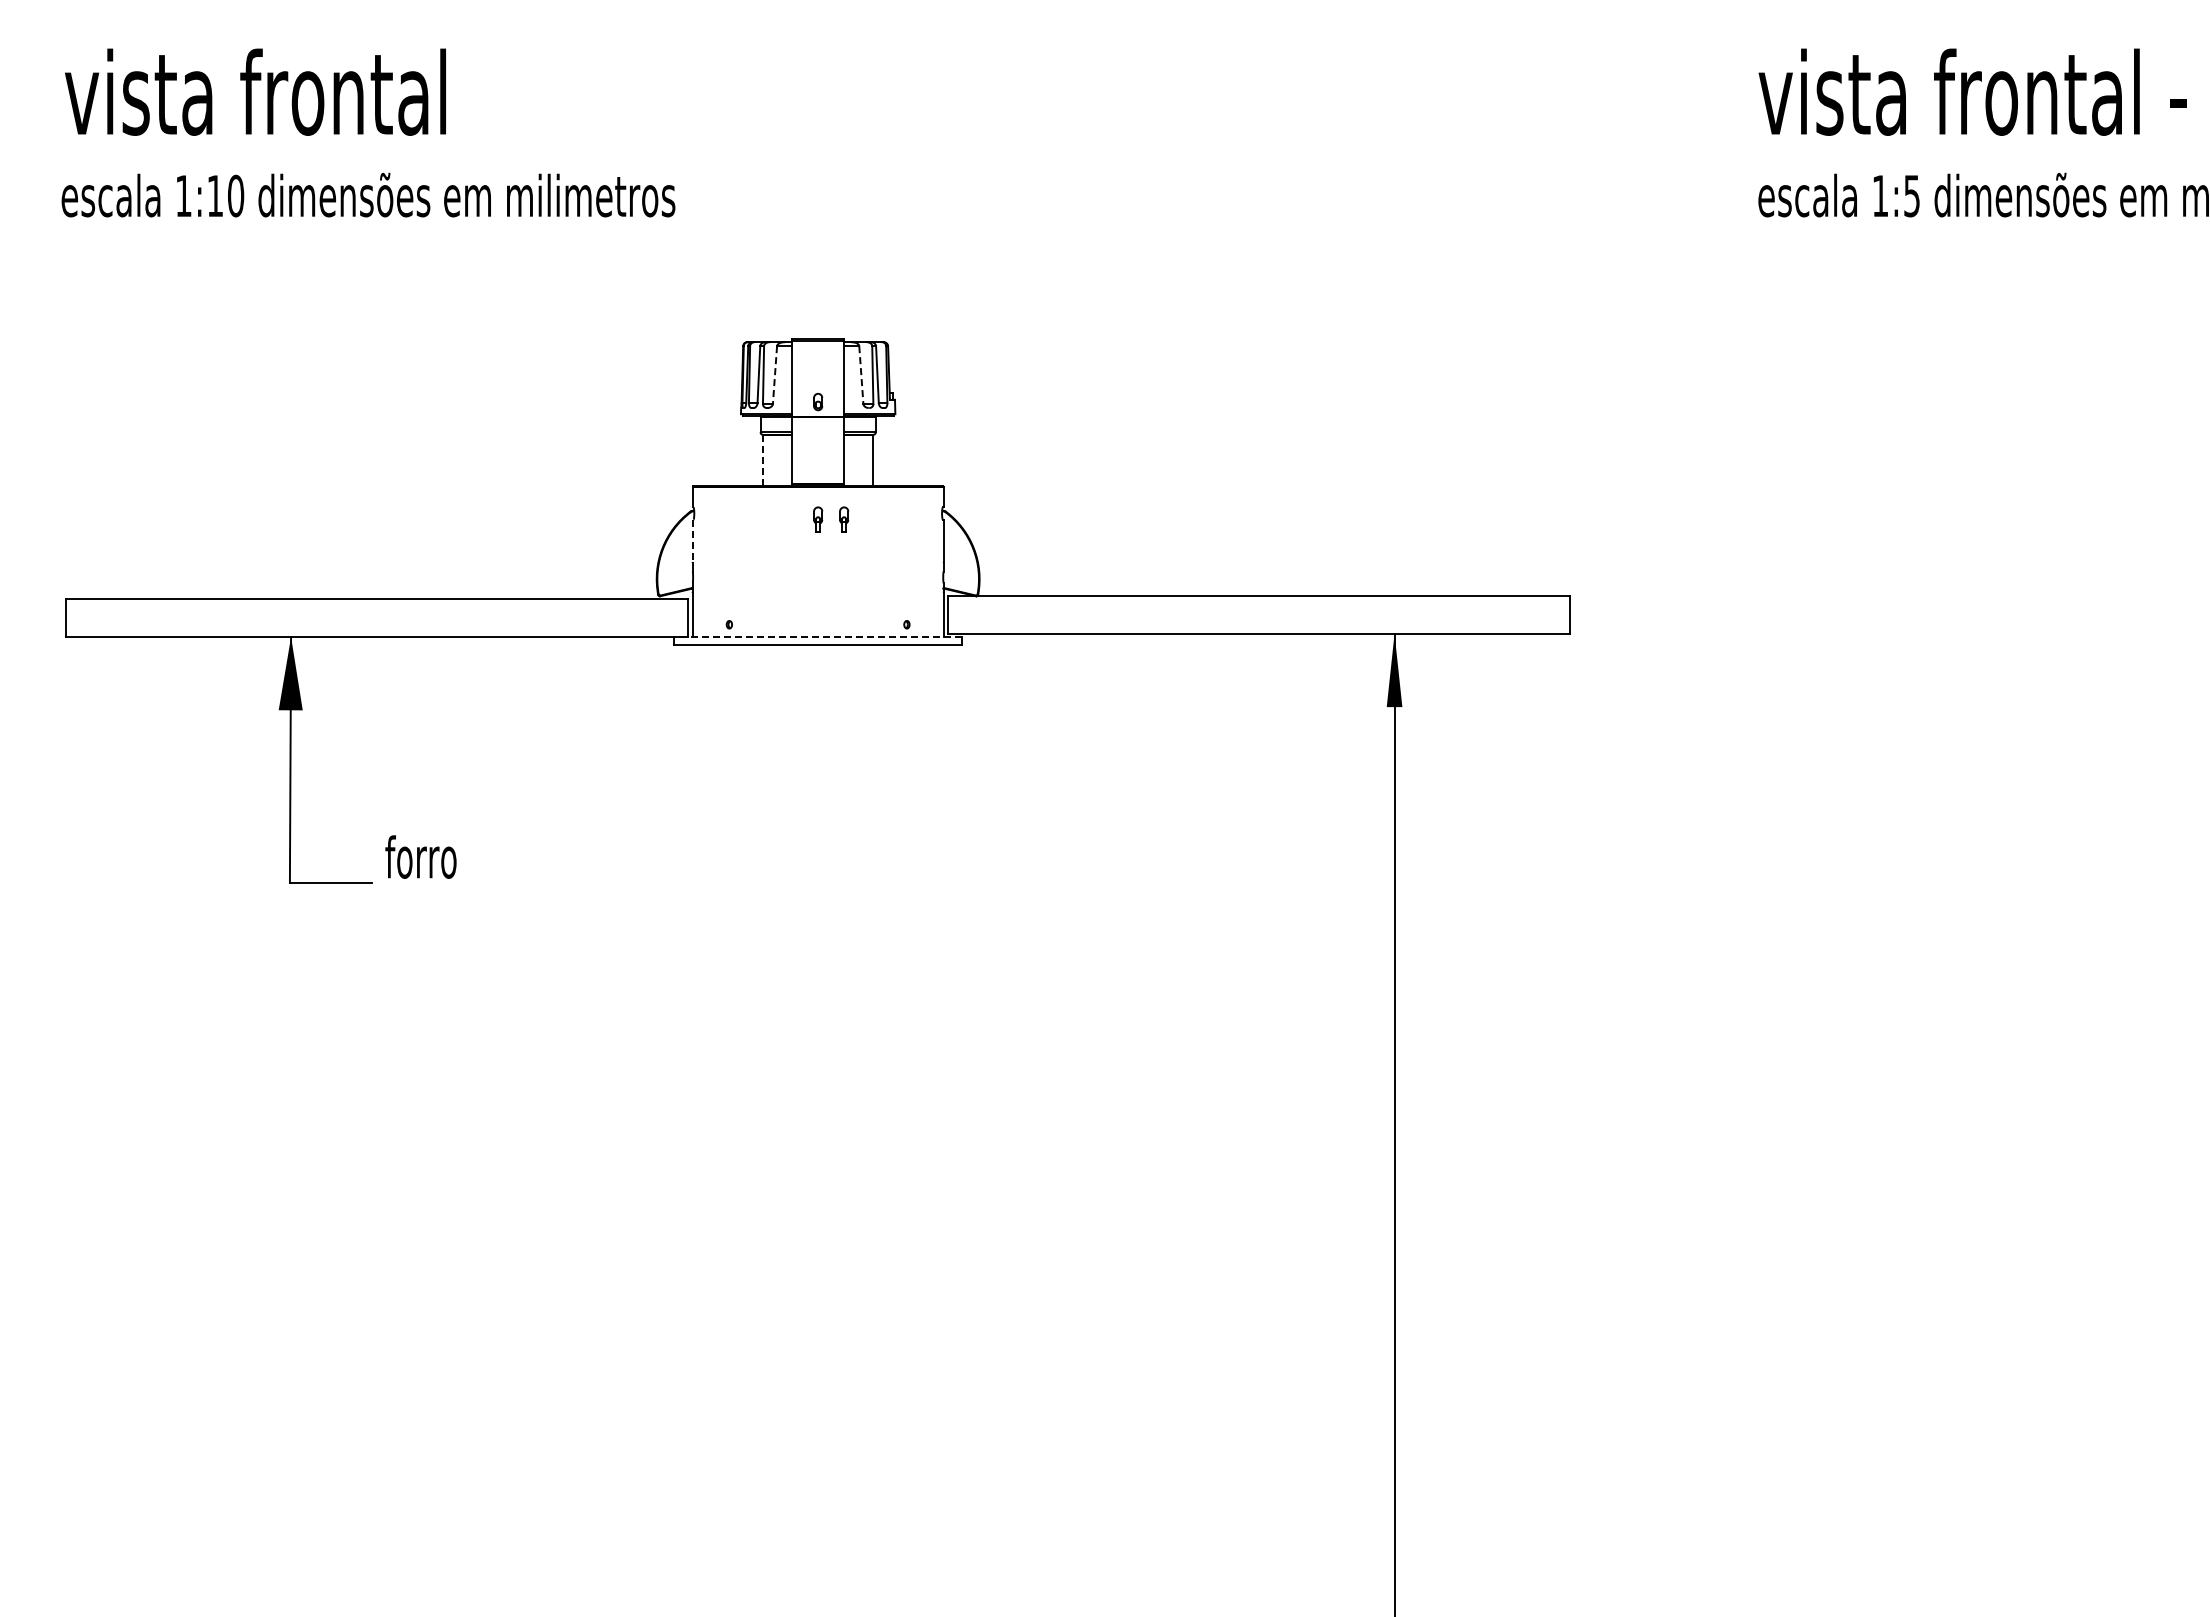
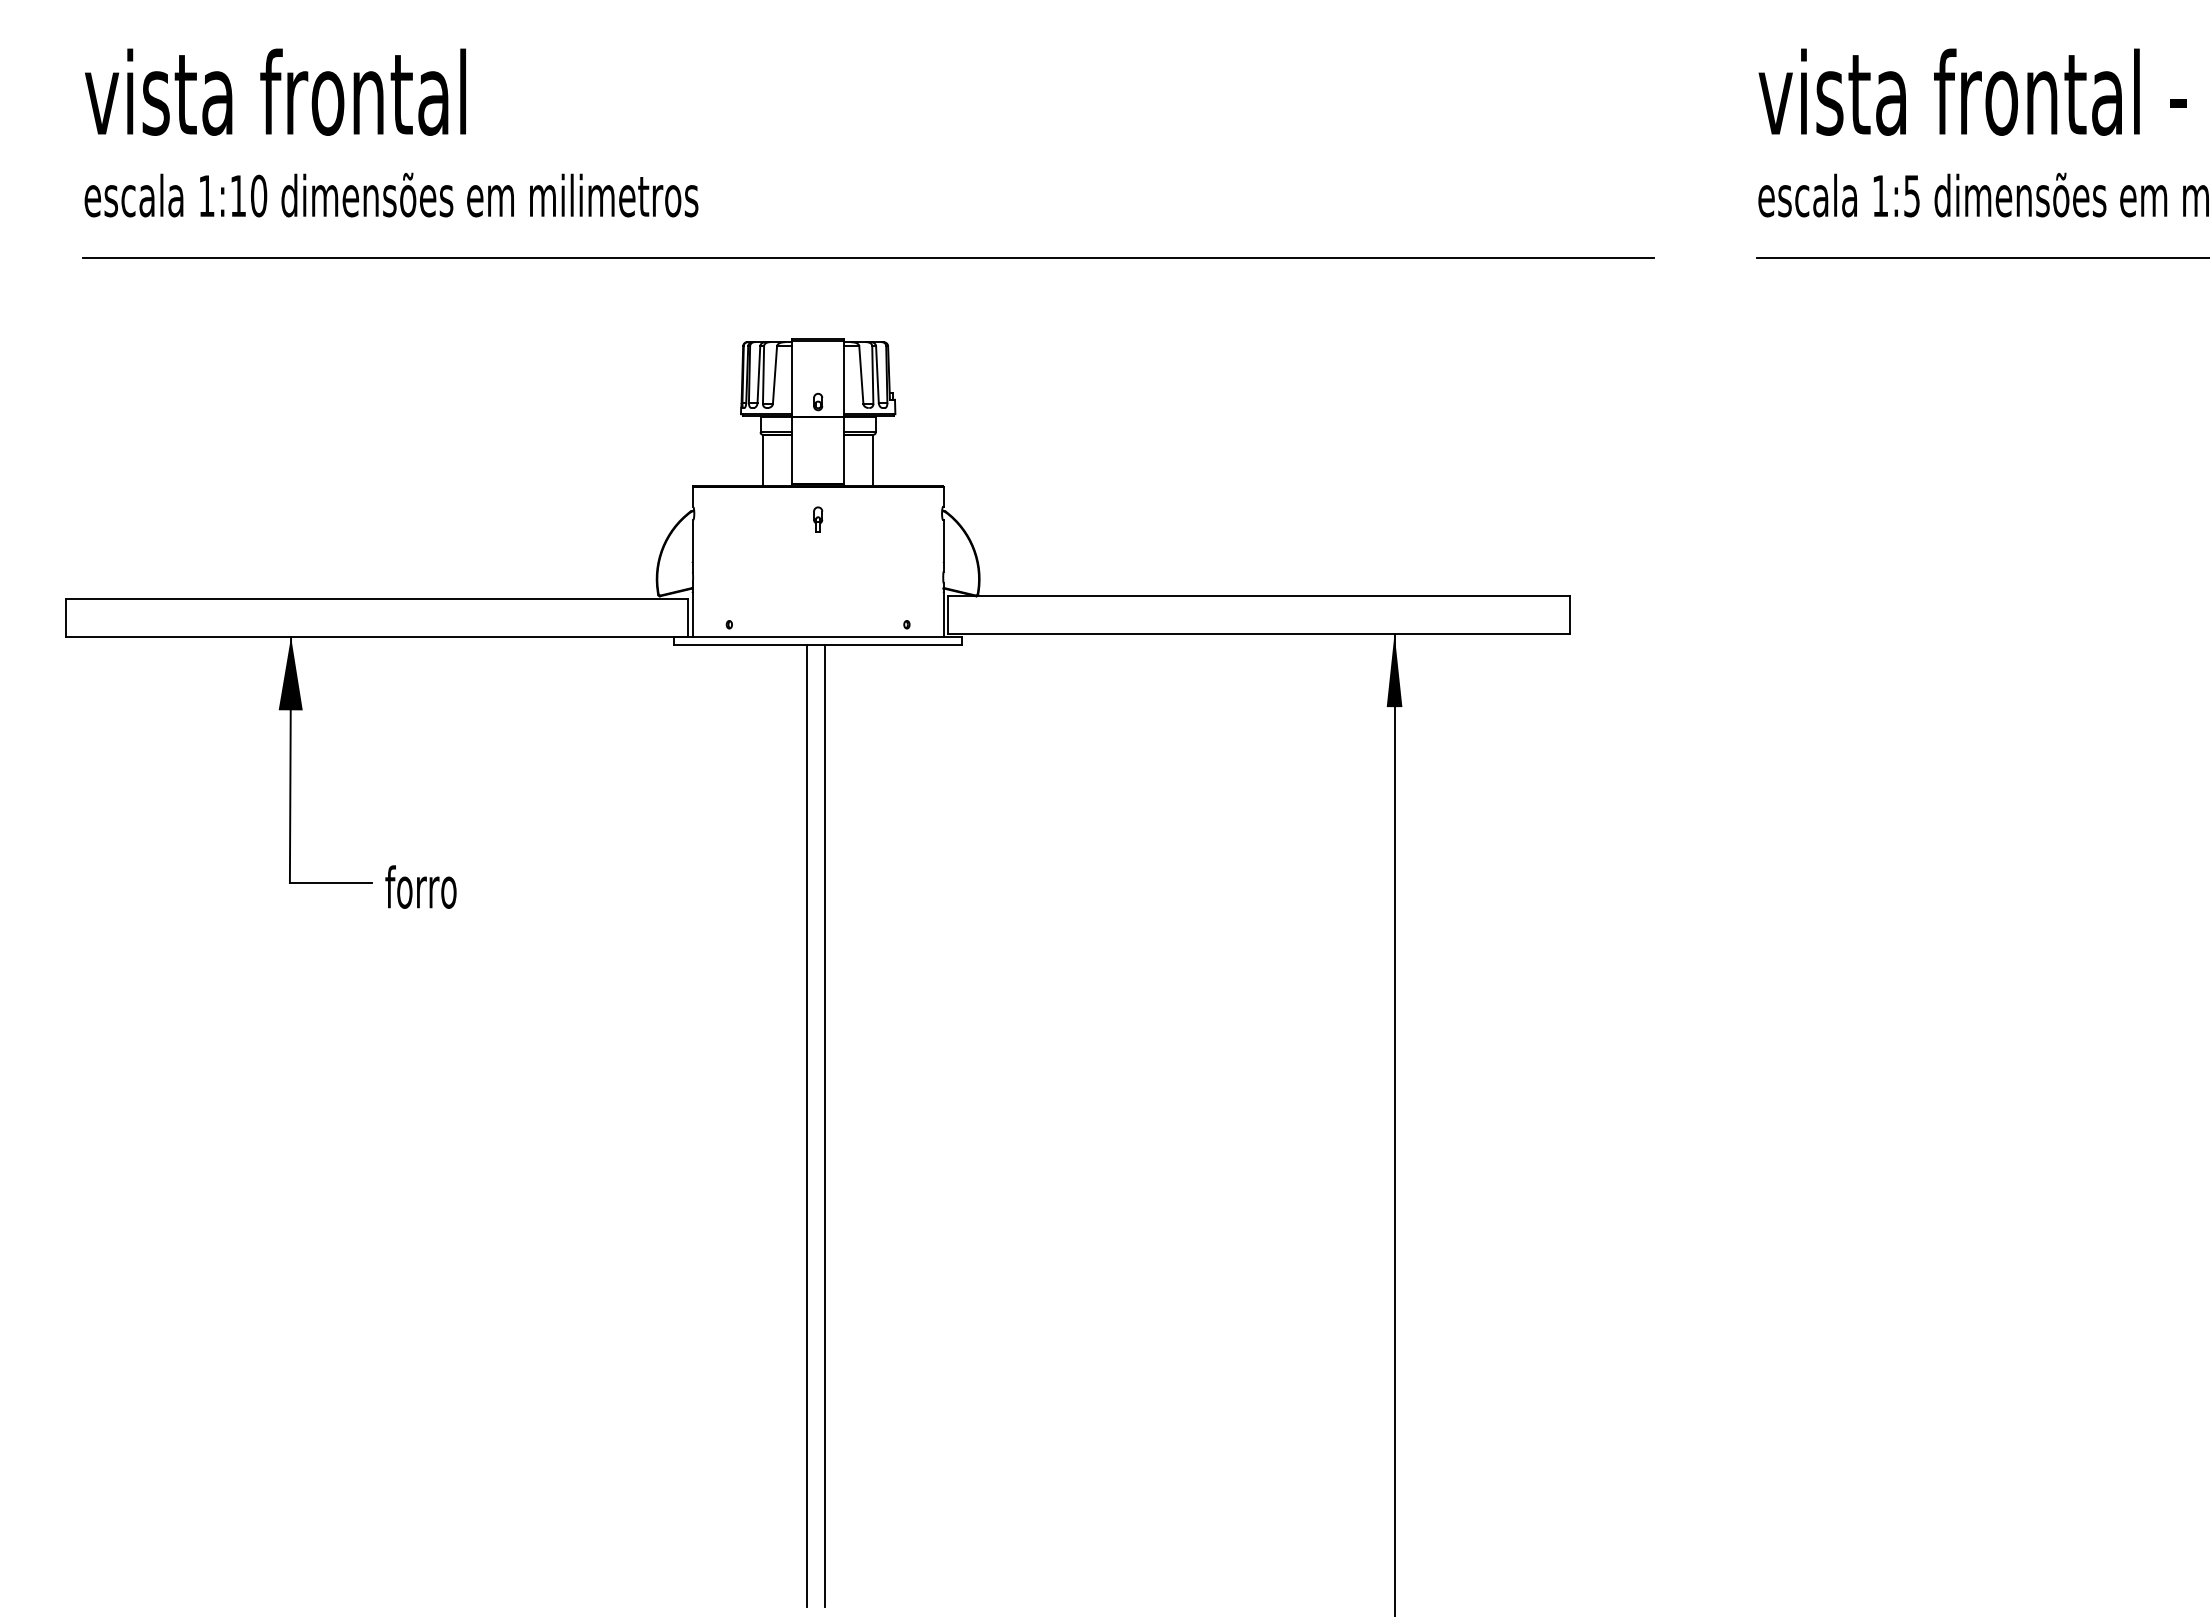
text position: (255, 91) -> (275, 91) (275, 91)
text position: (368, 194) -> (391, 194) (391, 194)
line: none -> present (867, 257)
line: none -> present (1981, 257)
line: dashed -> solid (775, 375)
line: dashed -> solid (861, 375)
line: dashed -> solid (763, 461)
part: present -> none (844, 519)
line: dashed -> solid (692, 541)
line: dashed -> solid (817, 637)
text position: (420, 856) -> (420, 886) (420, 886)
line: none -> present (806, 1126)
line: none -> present (825, 1126)
